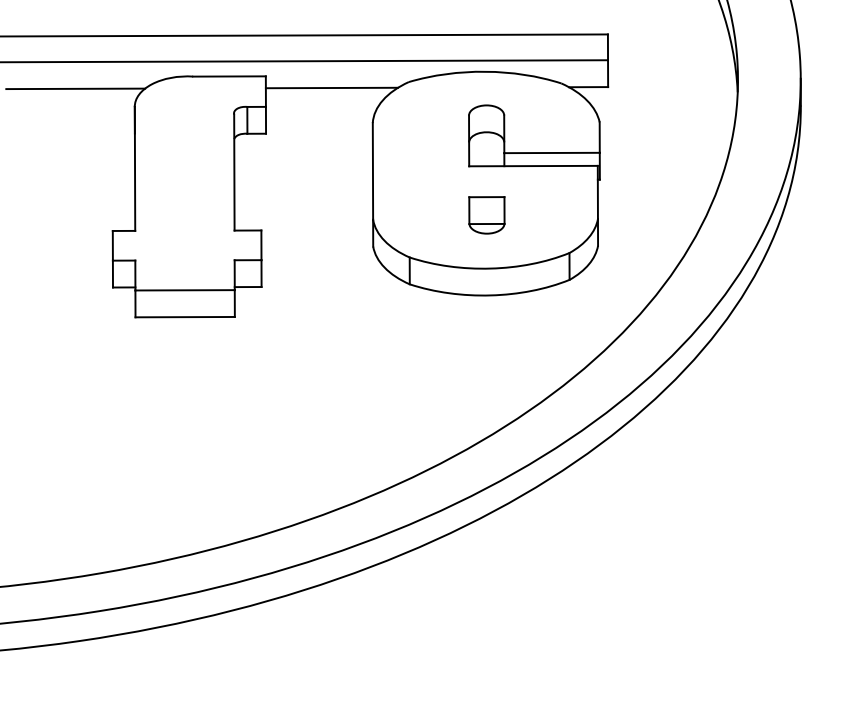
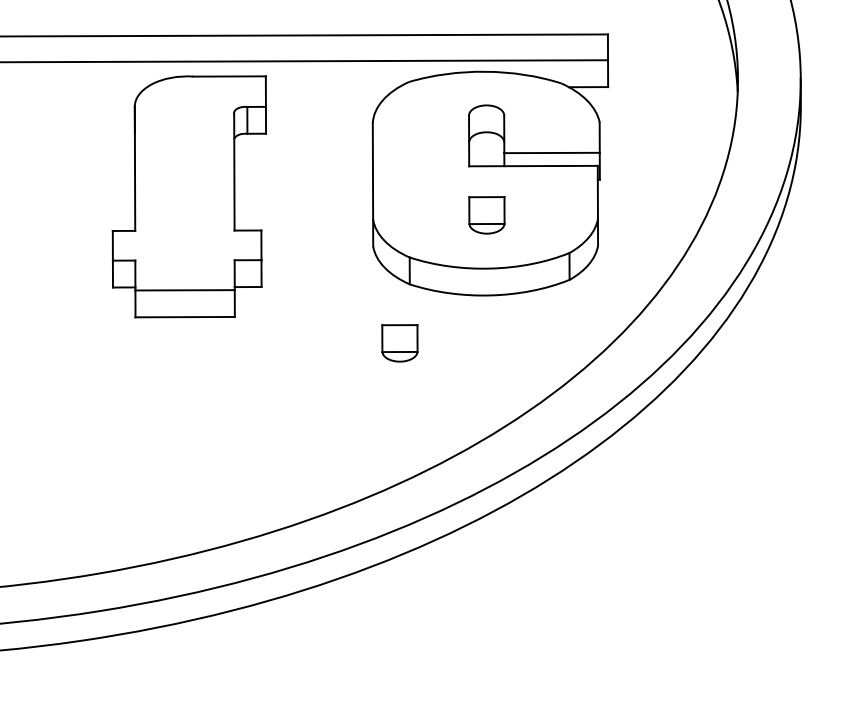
line: present -> none (331, 87)
line: present -> none (75, 88)
part: none -> present (399, 343)
